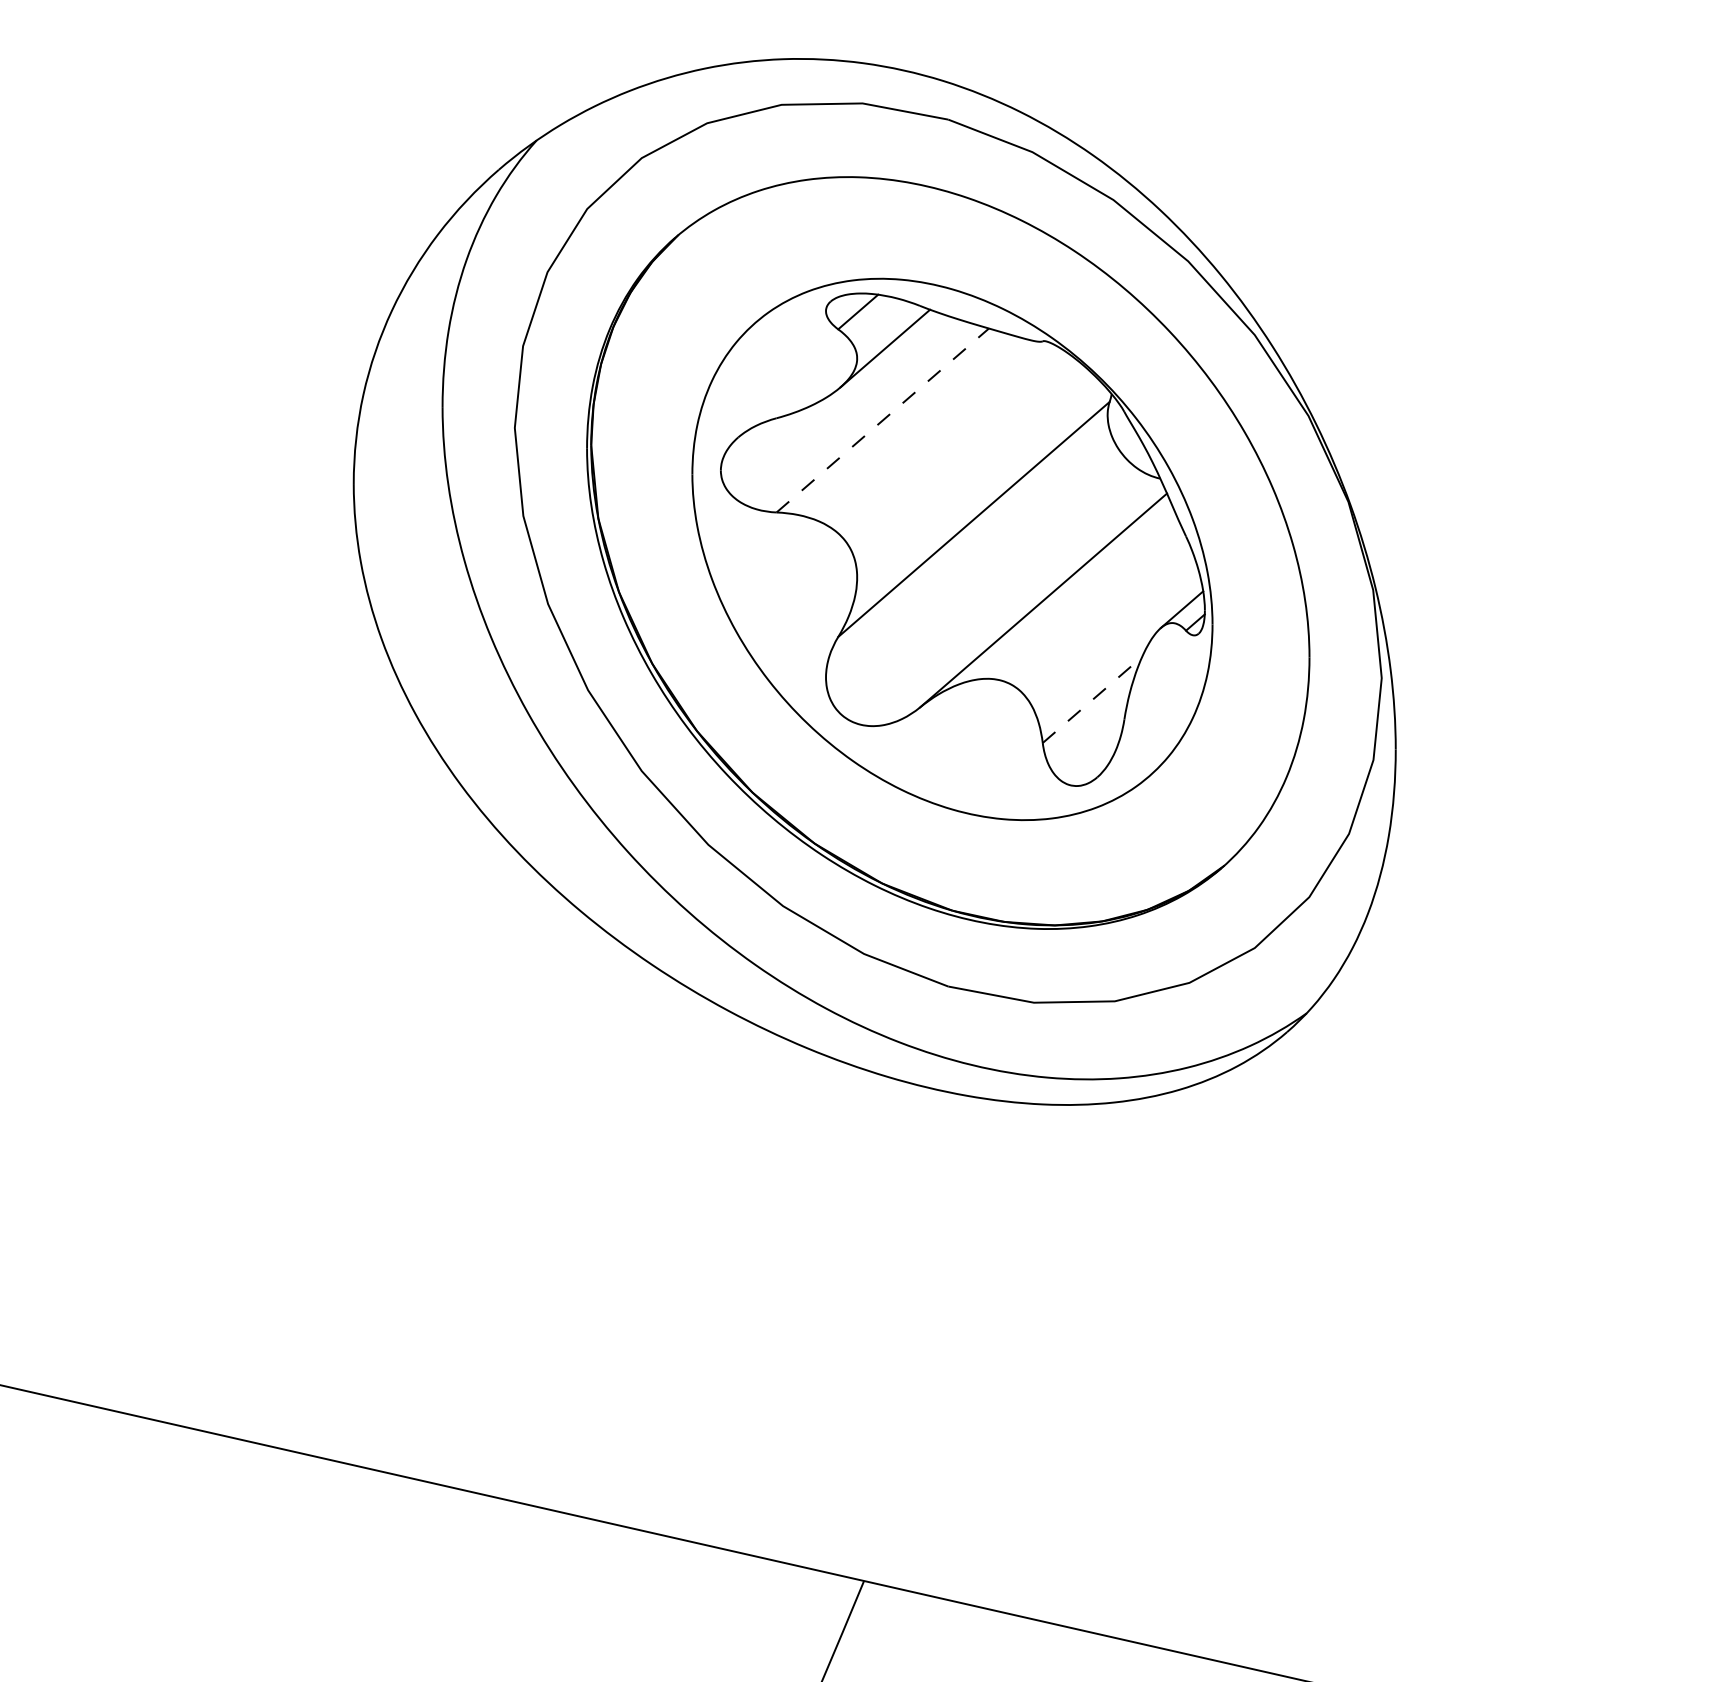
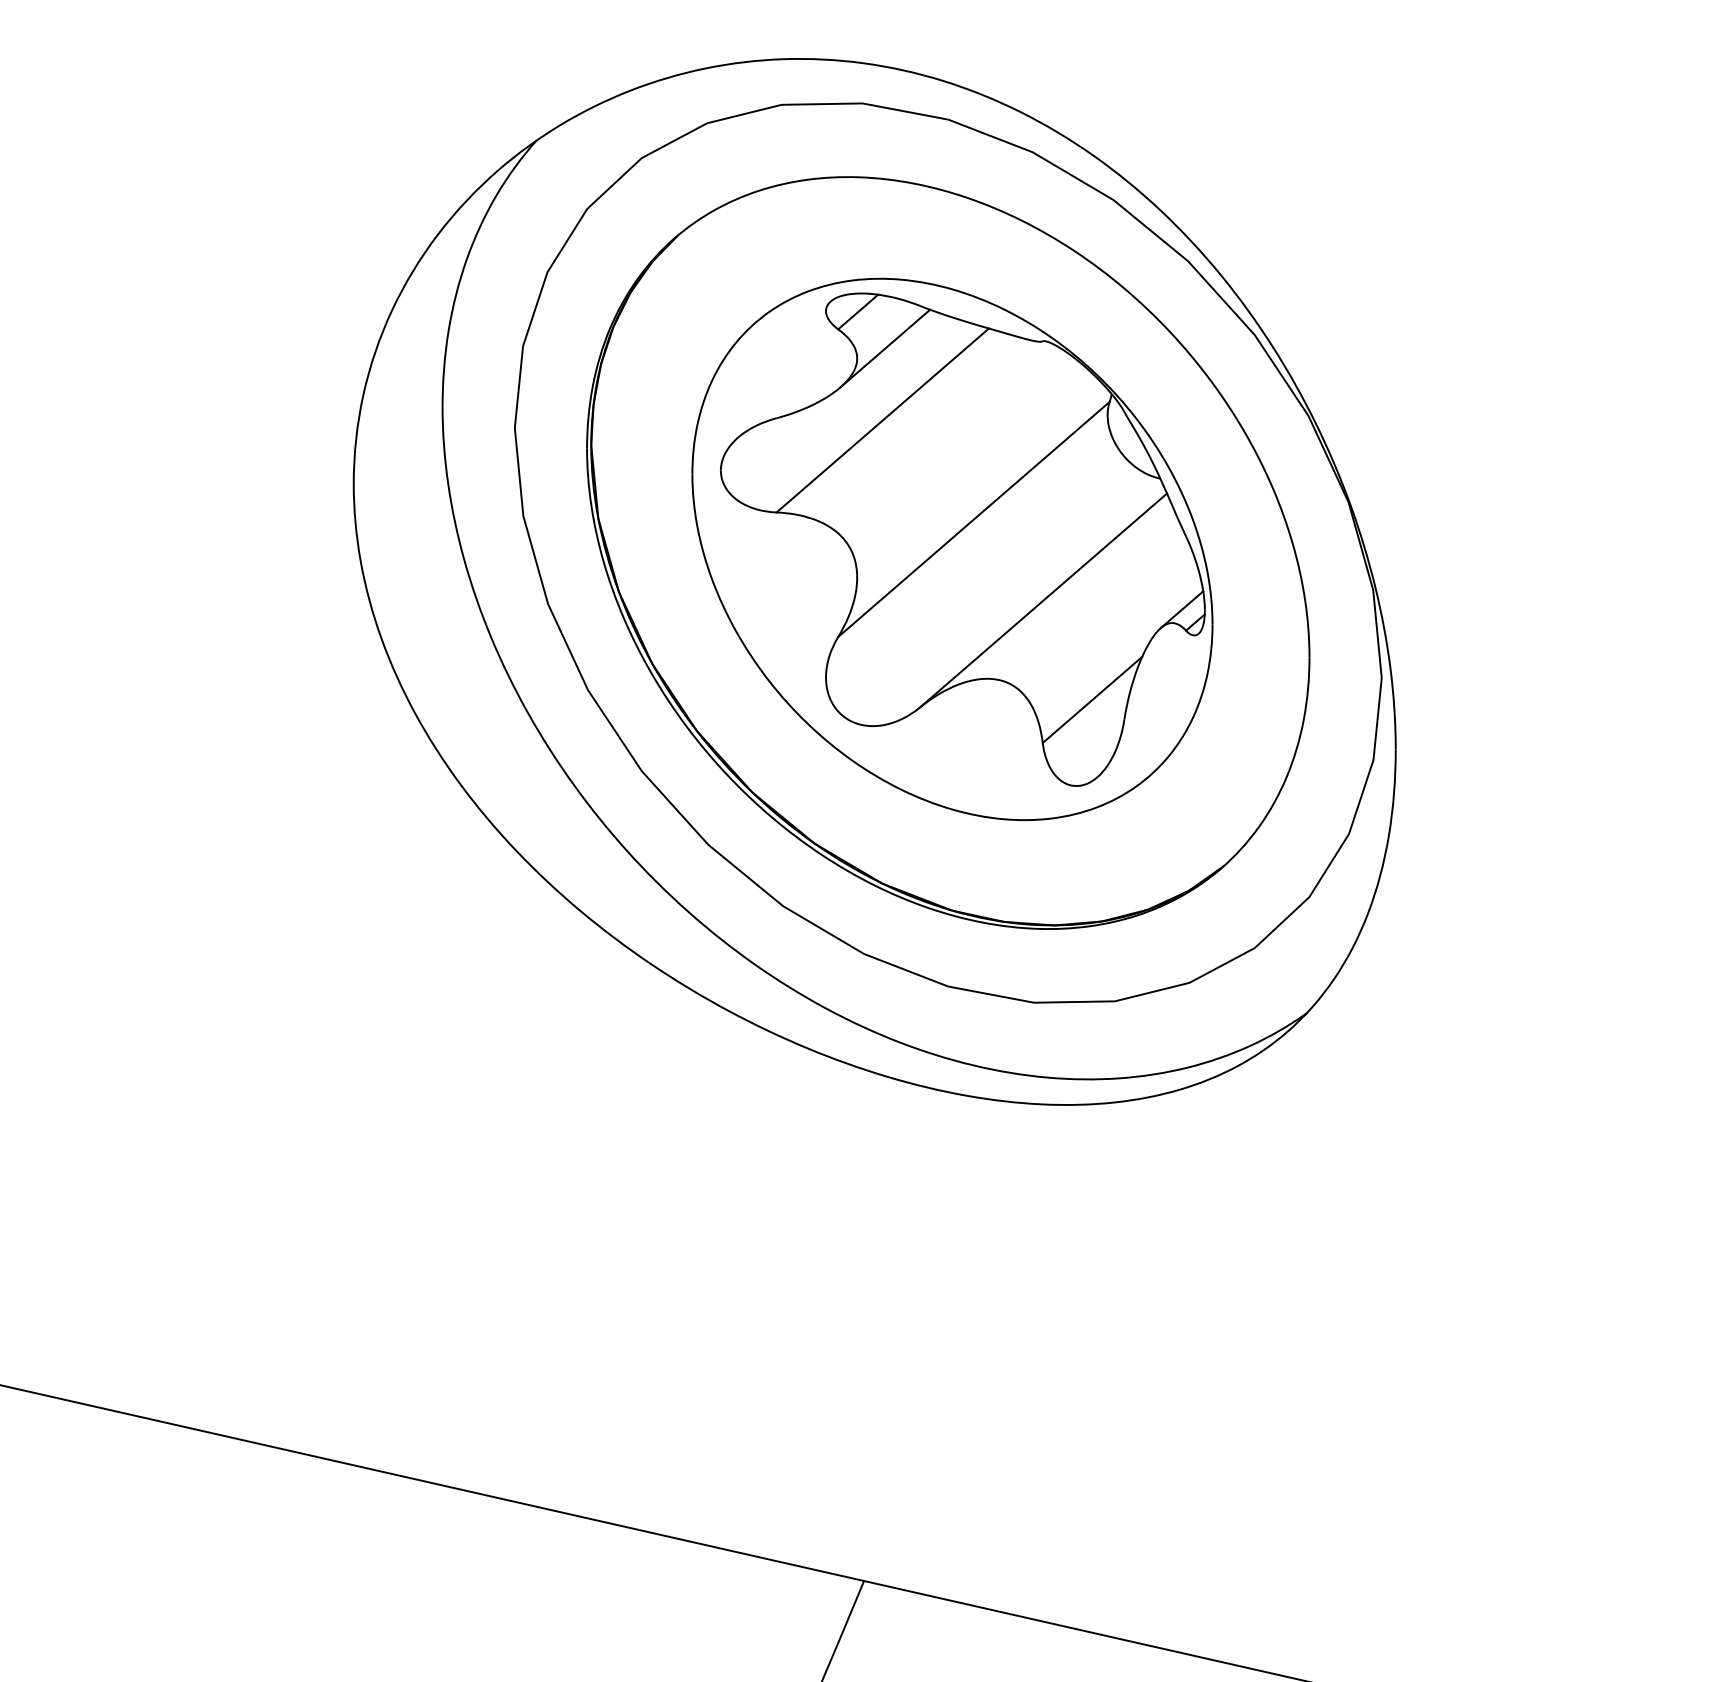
line: dashed -> solid (883, 420)
line: dashed -> solid (1092, 699)
